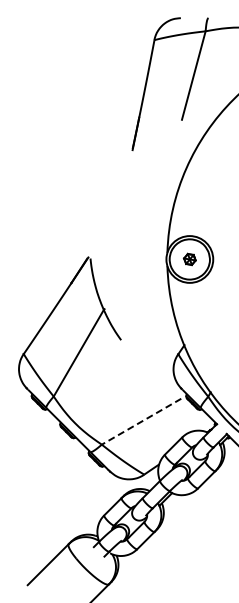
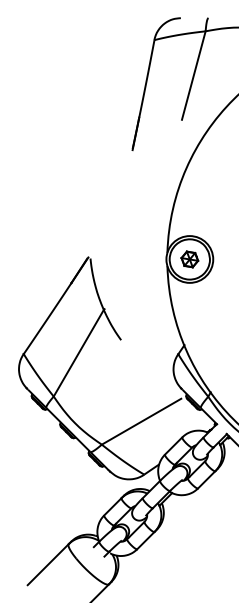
part size: 15x15 px -> 20x19 px (189, 259)
line: dashed -> solid (141, 421)
